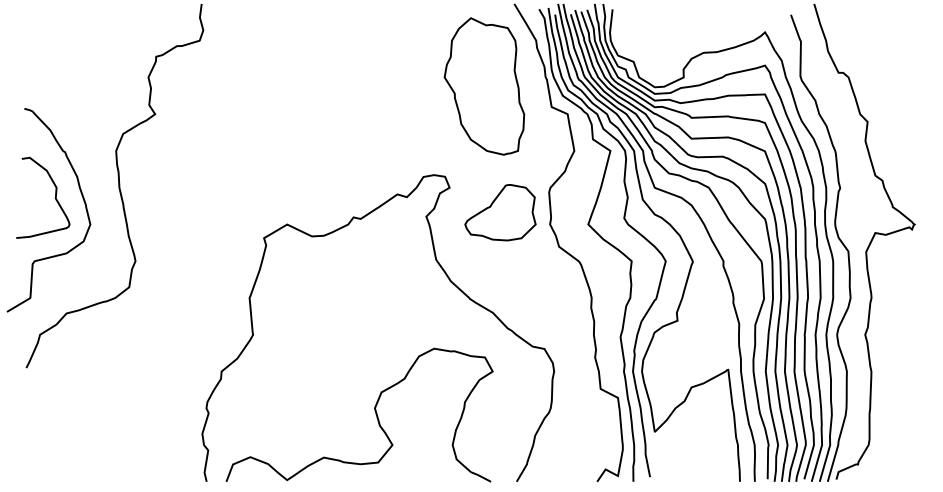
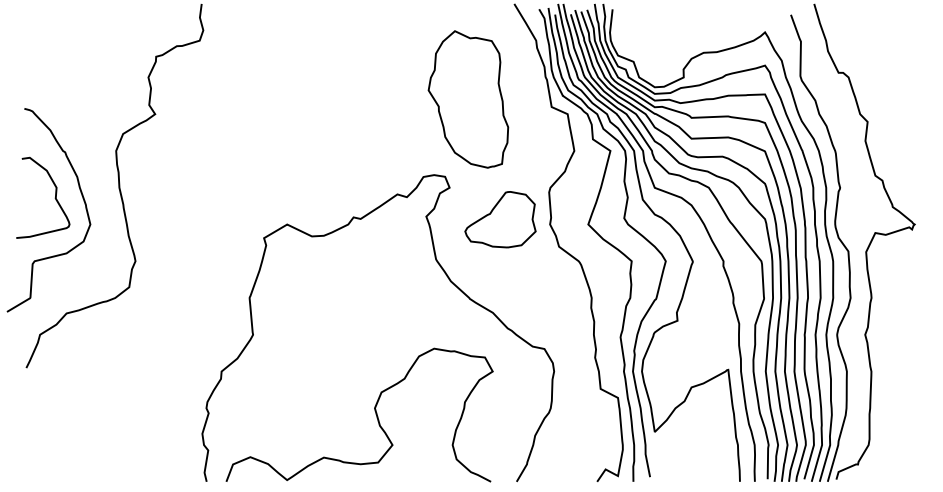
part position: (484, 86) -> (468, 99) (468, 99)
part position: (500, 212) -> (500, 219) (500, 219)
